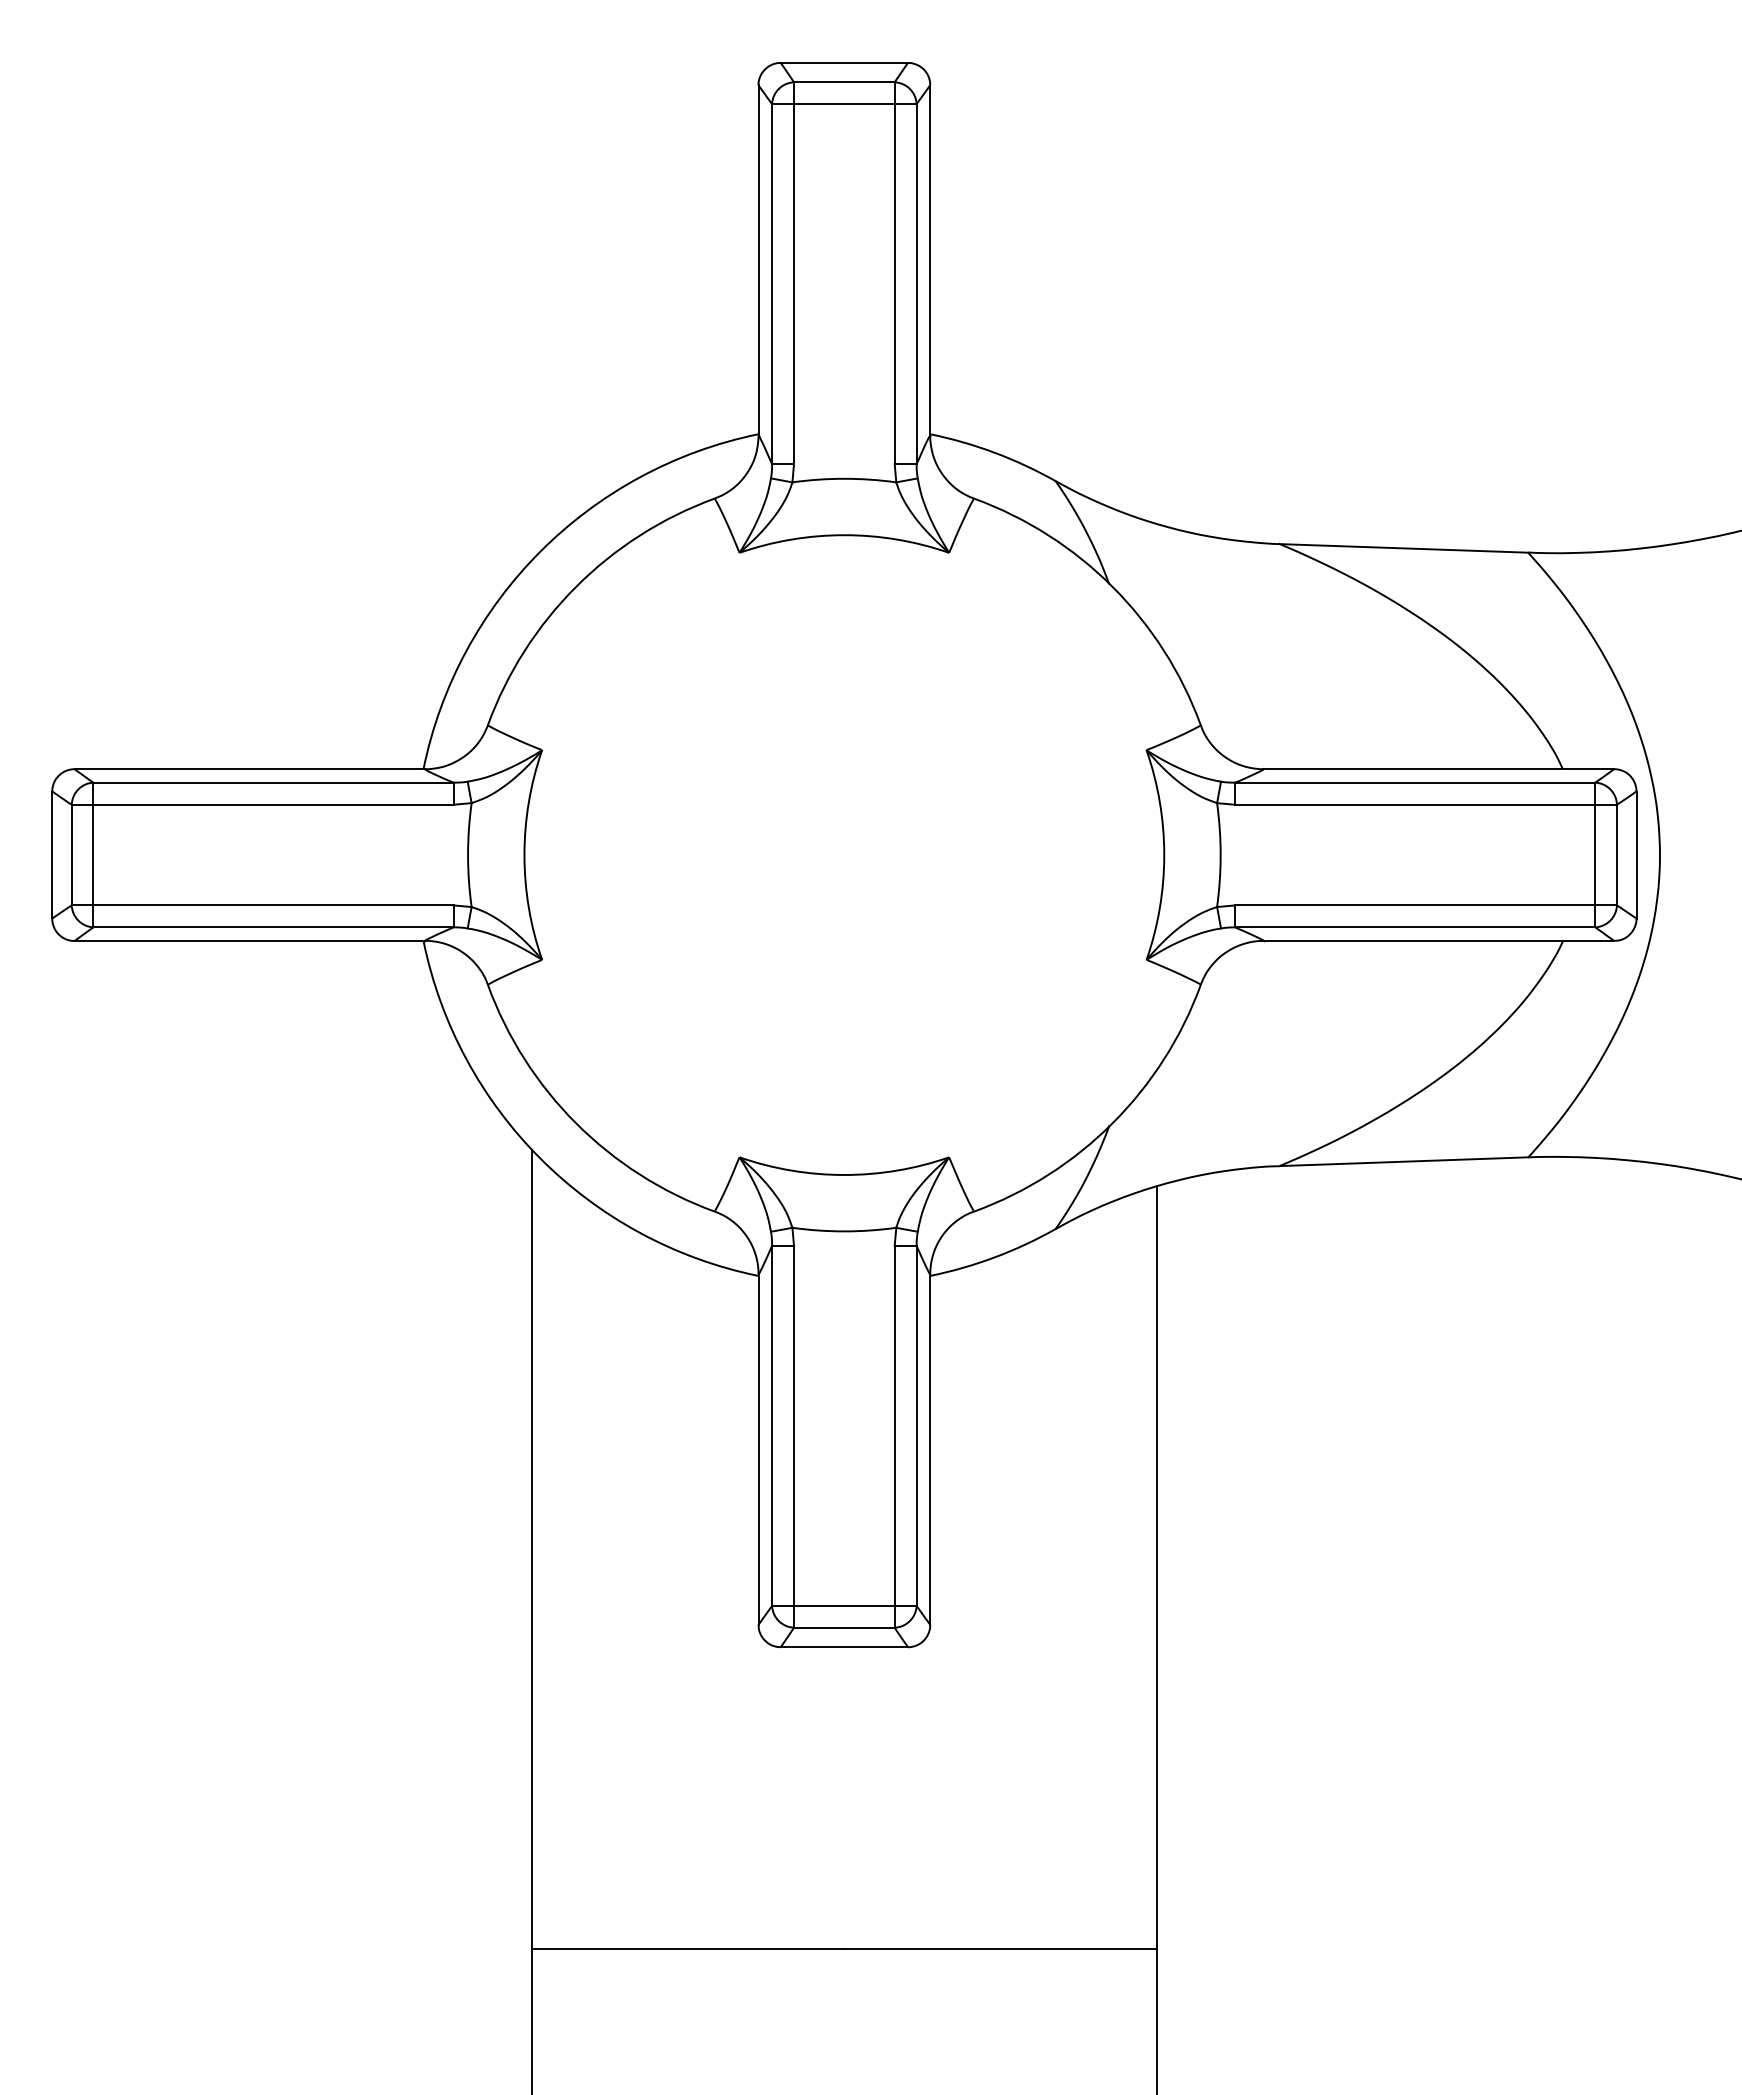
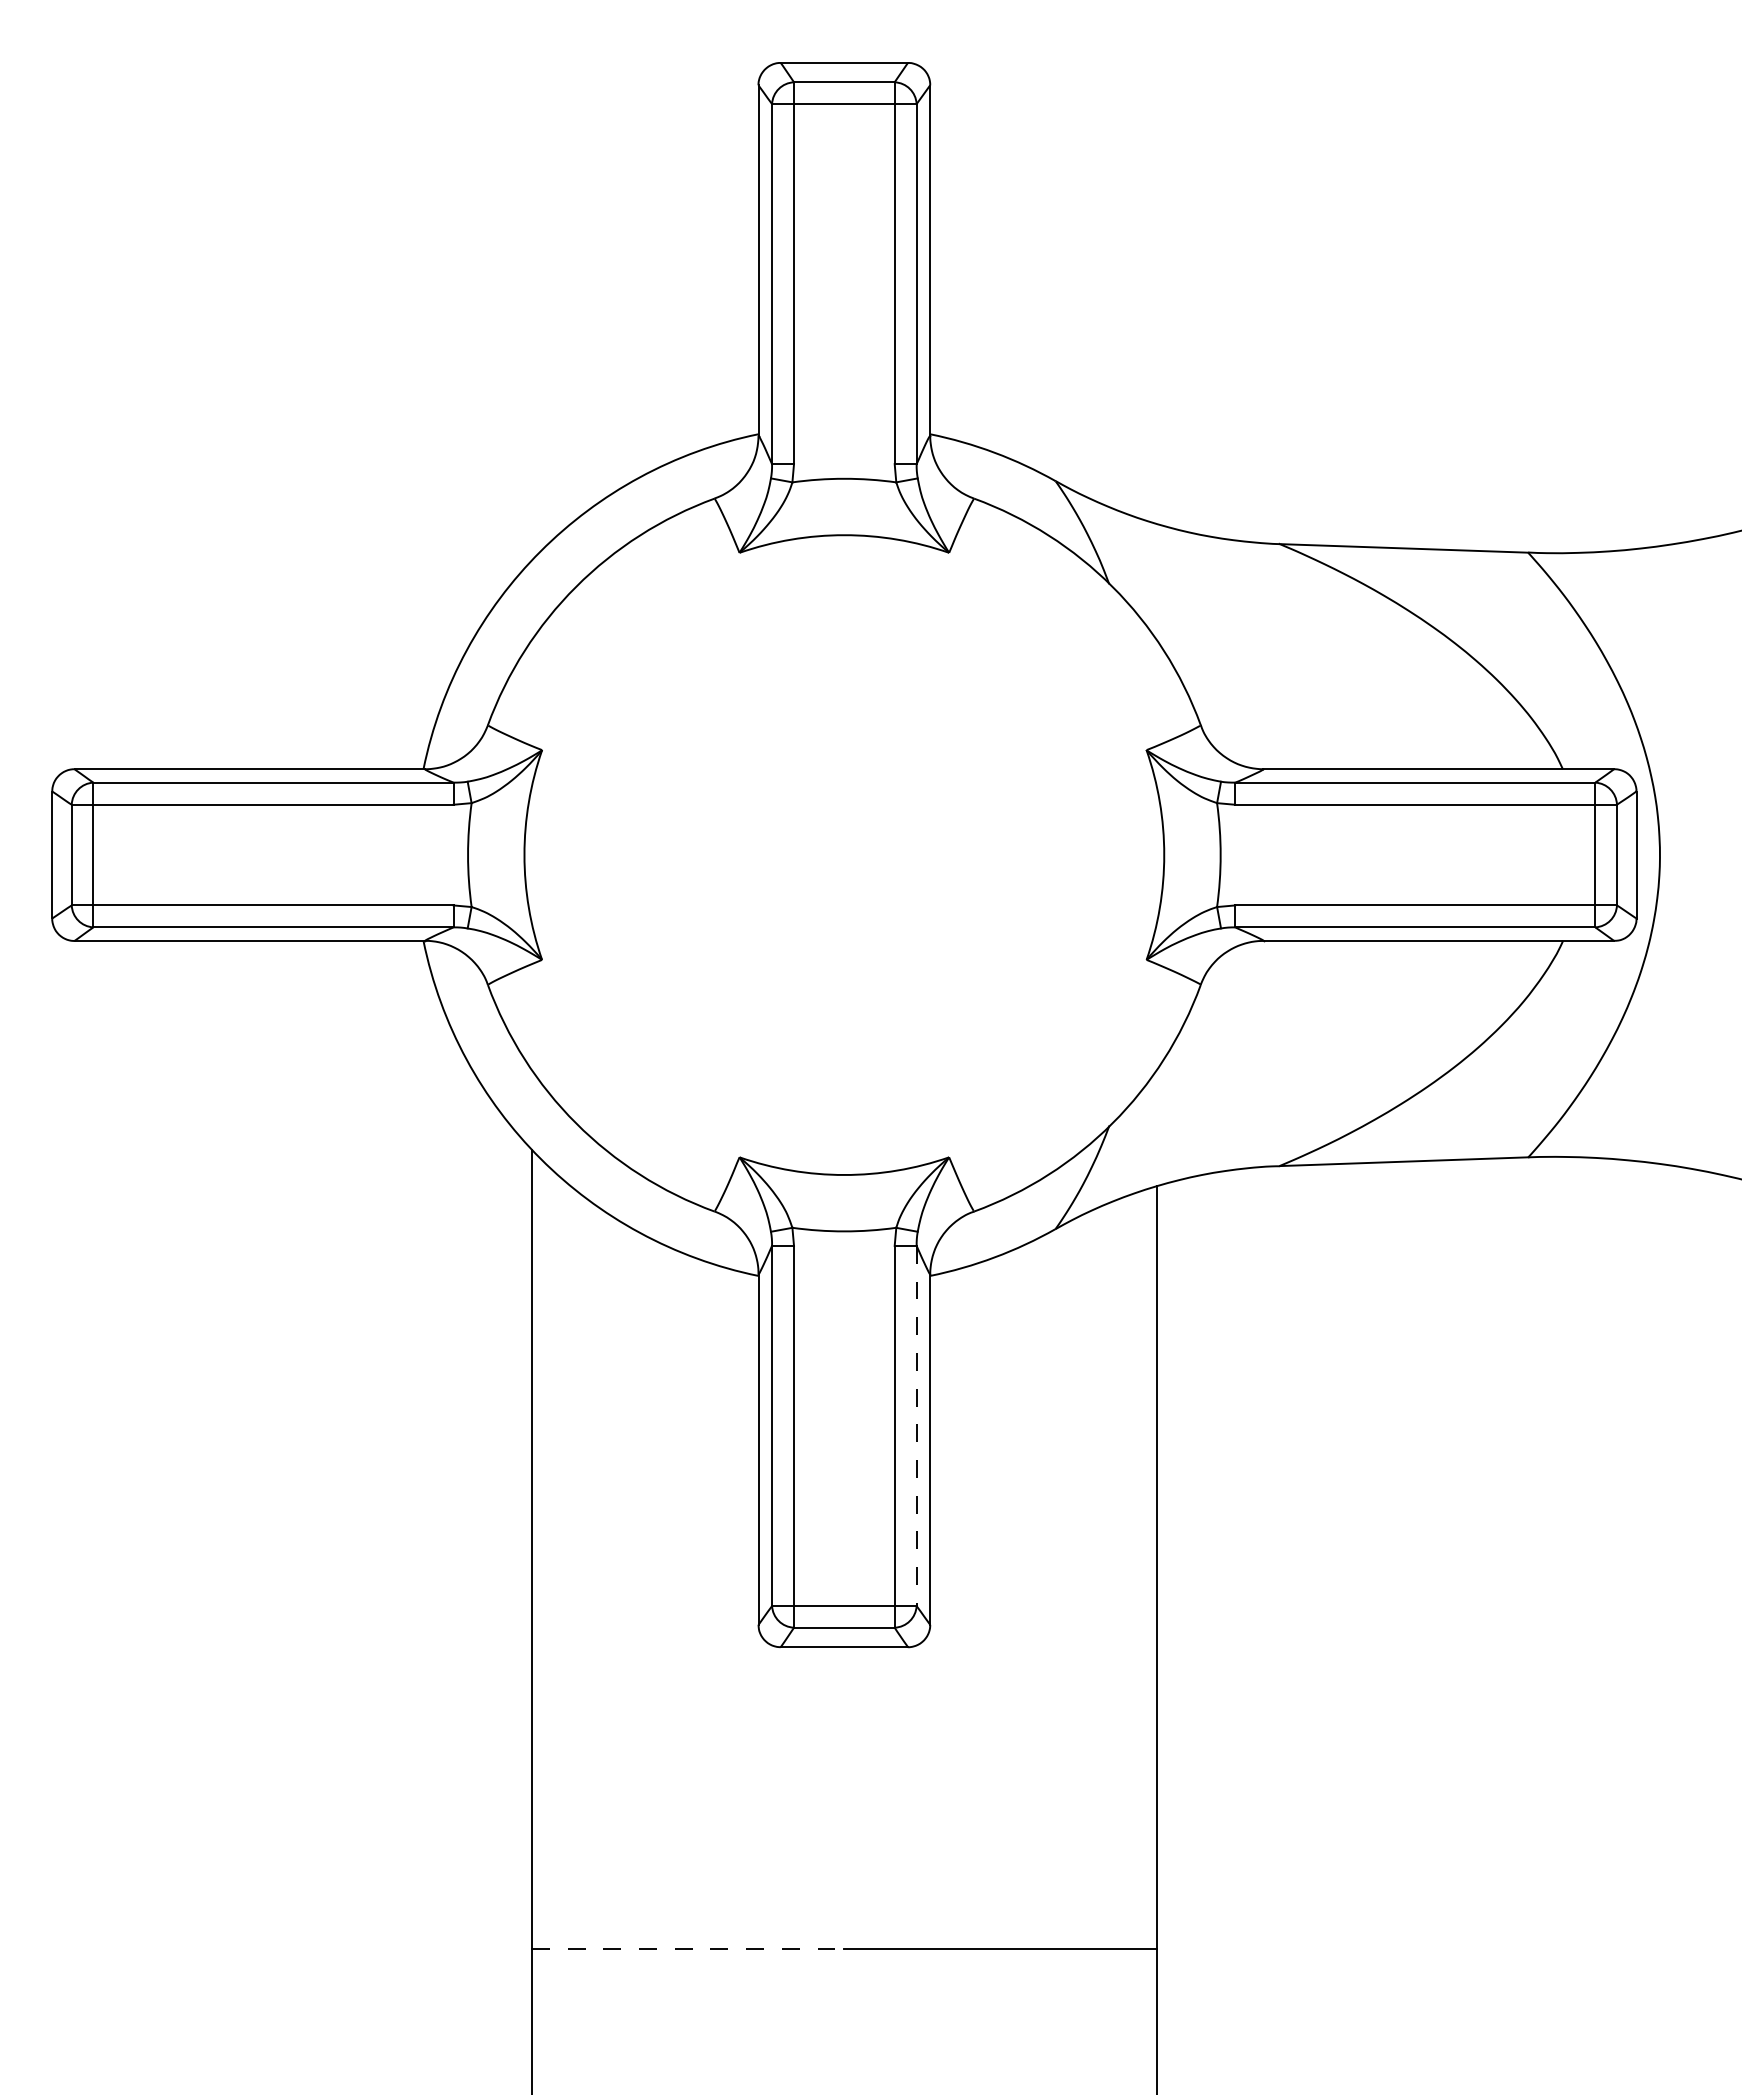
line: solid -> dashed (916, 1426)
line: solid -> dashed (688, 1948)
